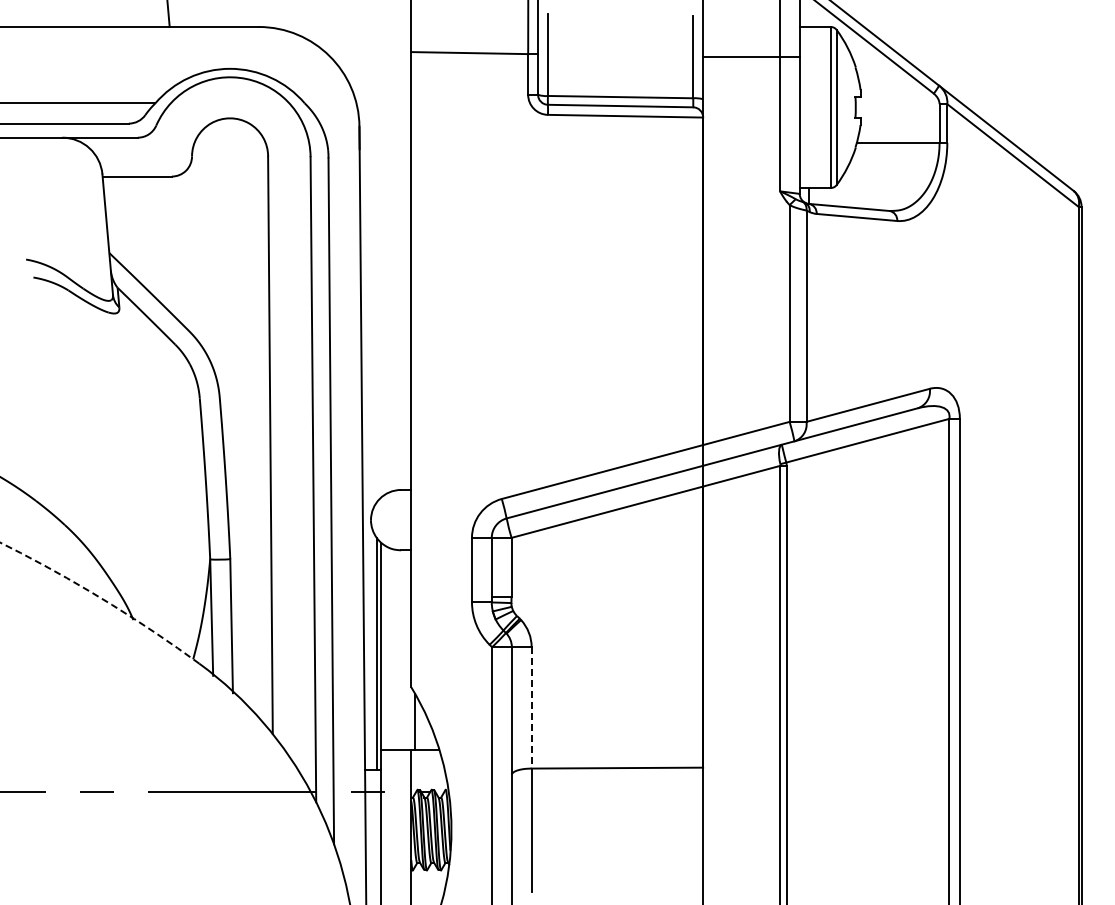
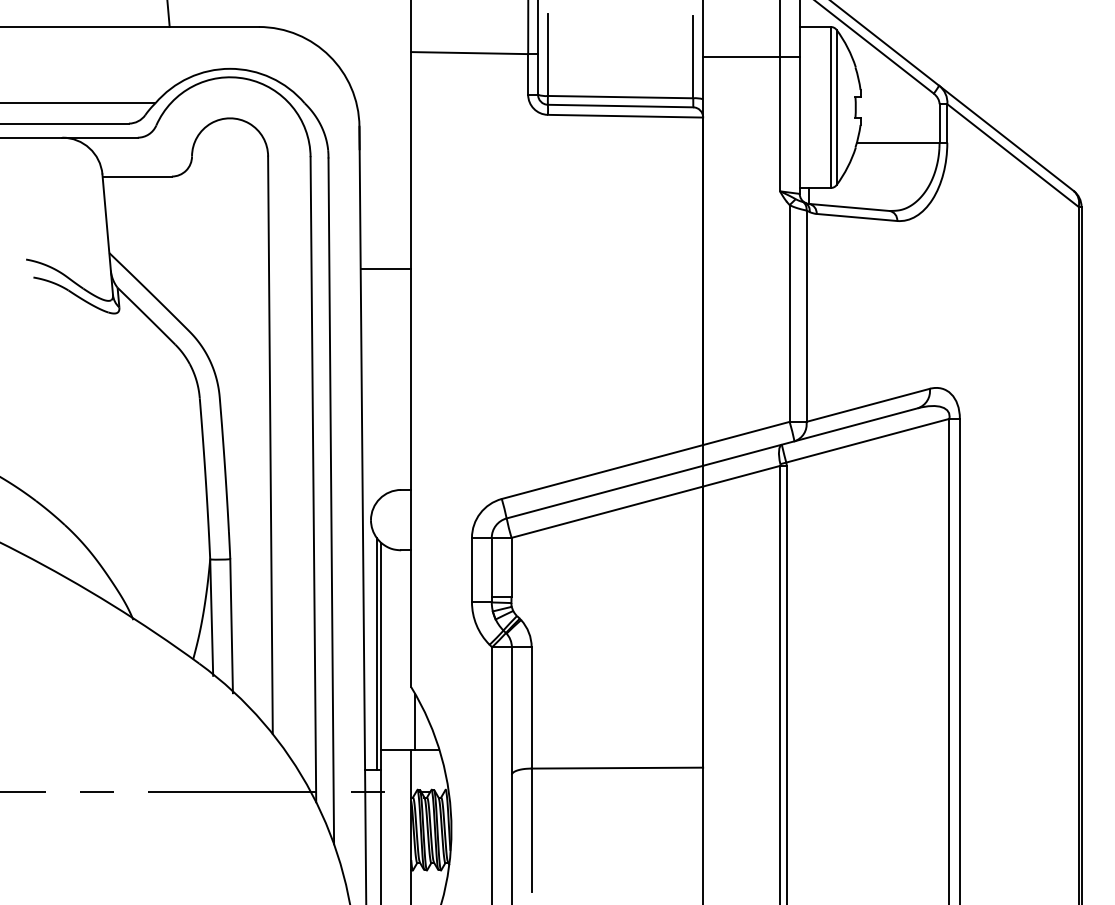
line: none -> present (385, 268)
arc: dashed -> solid (102, 598)
line: dashed -> solid (531, 707)
